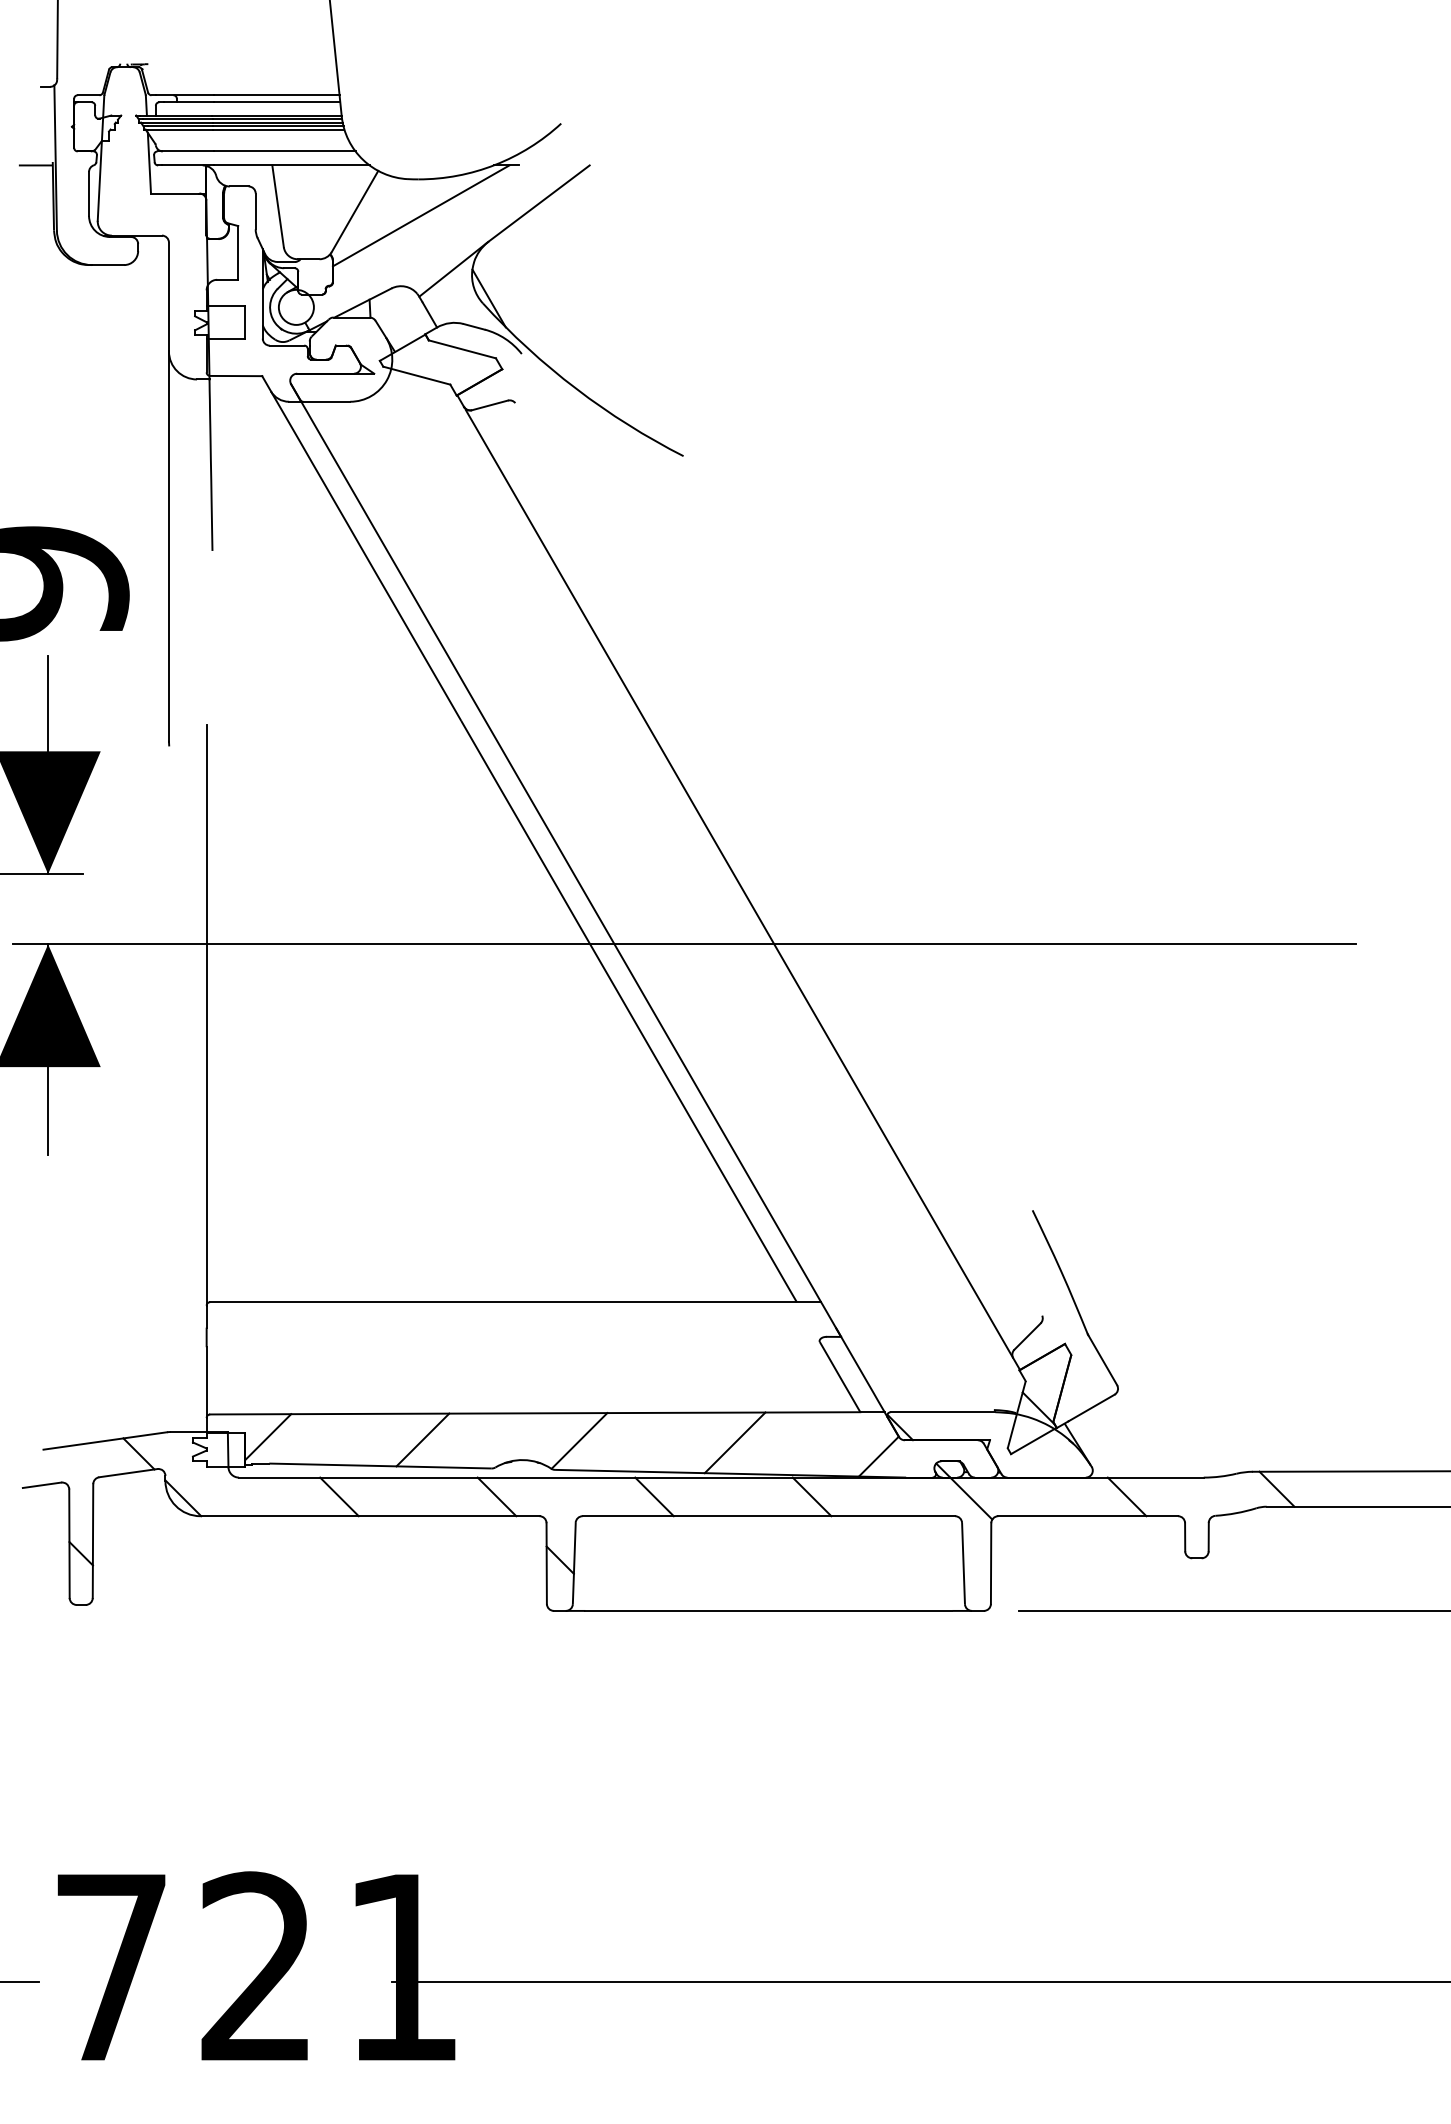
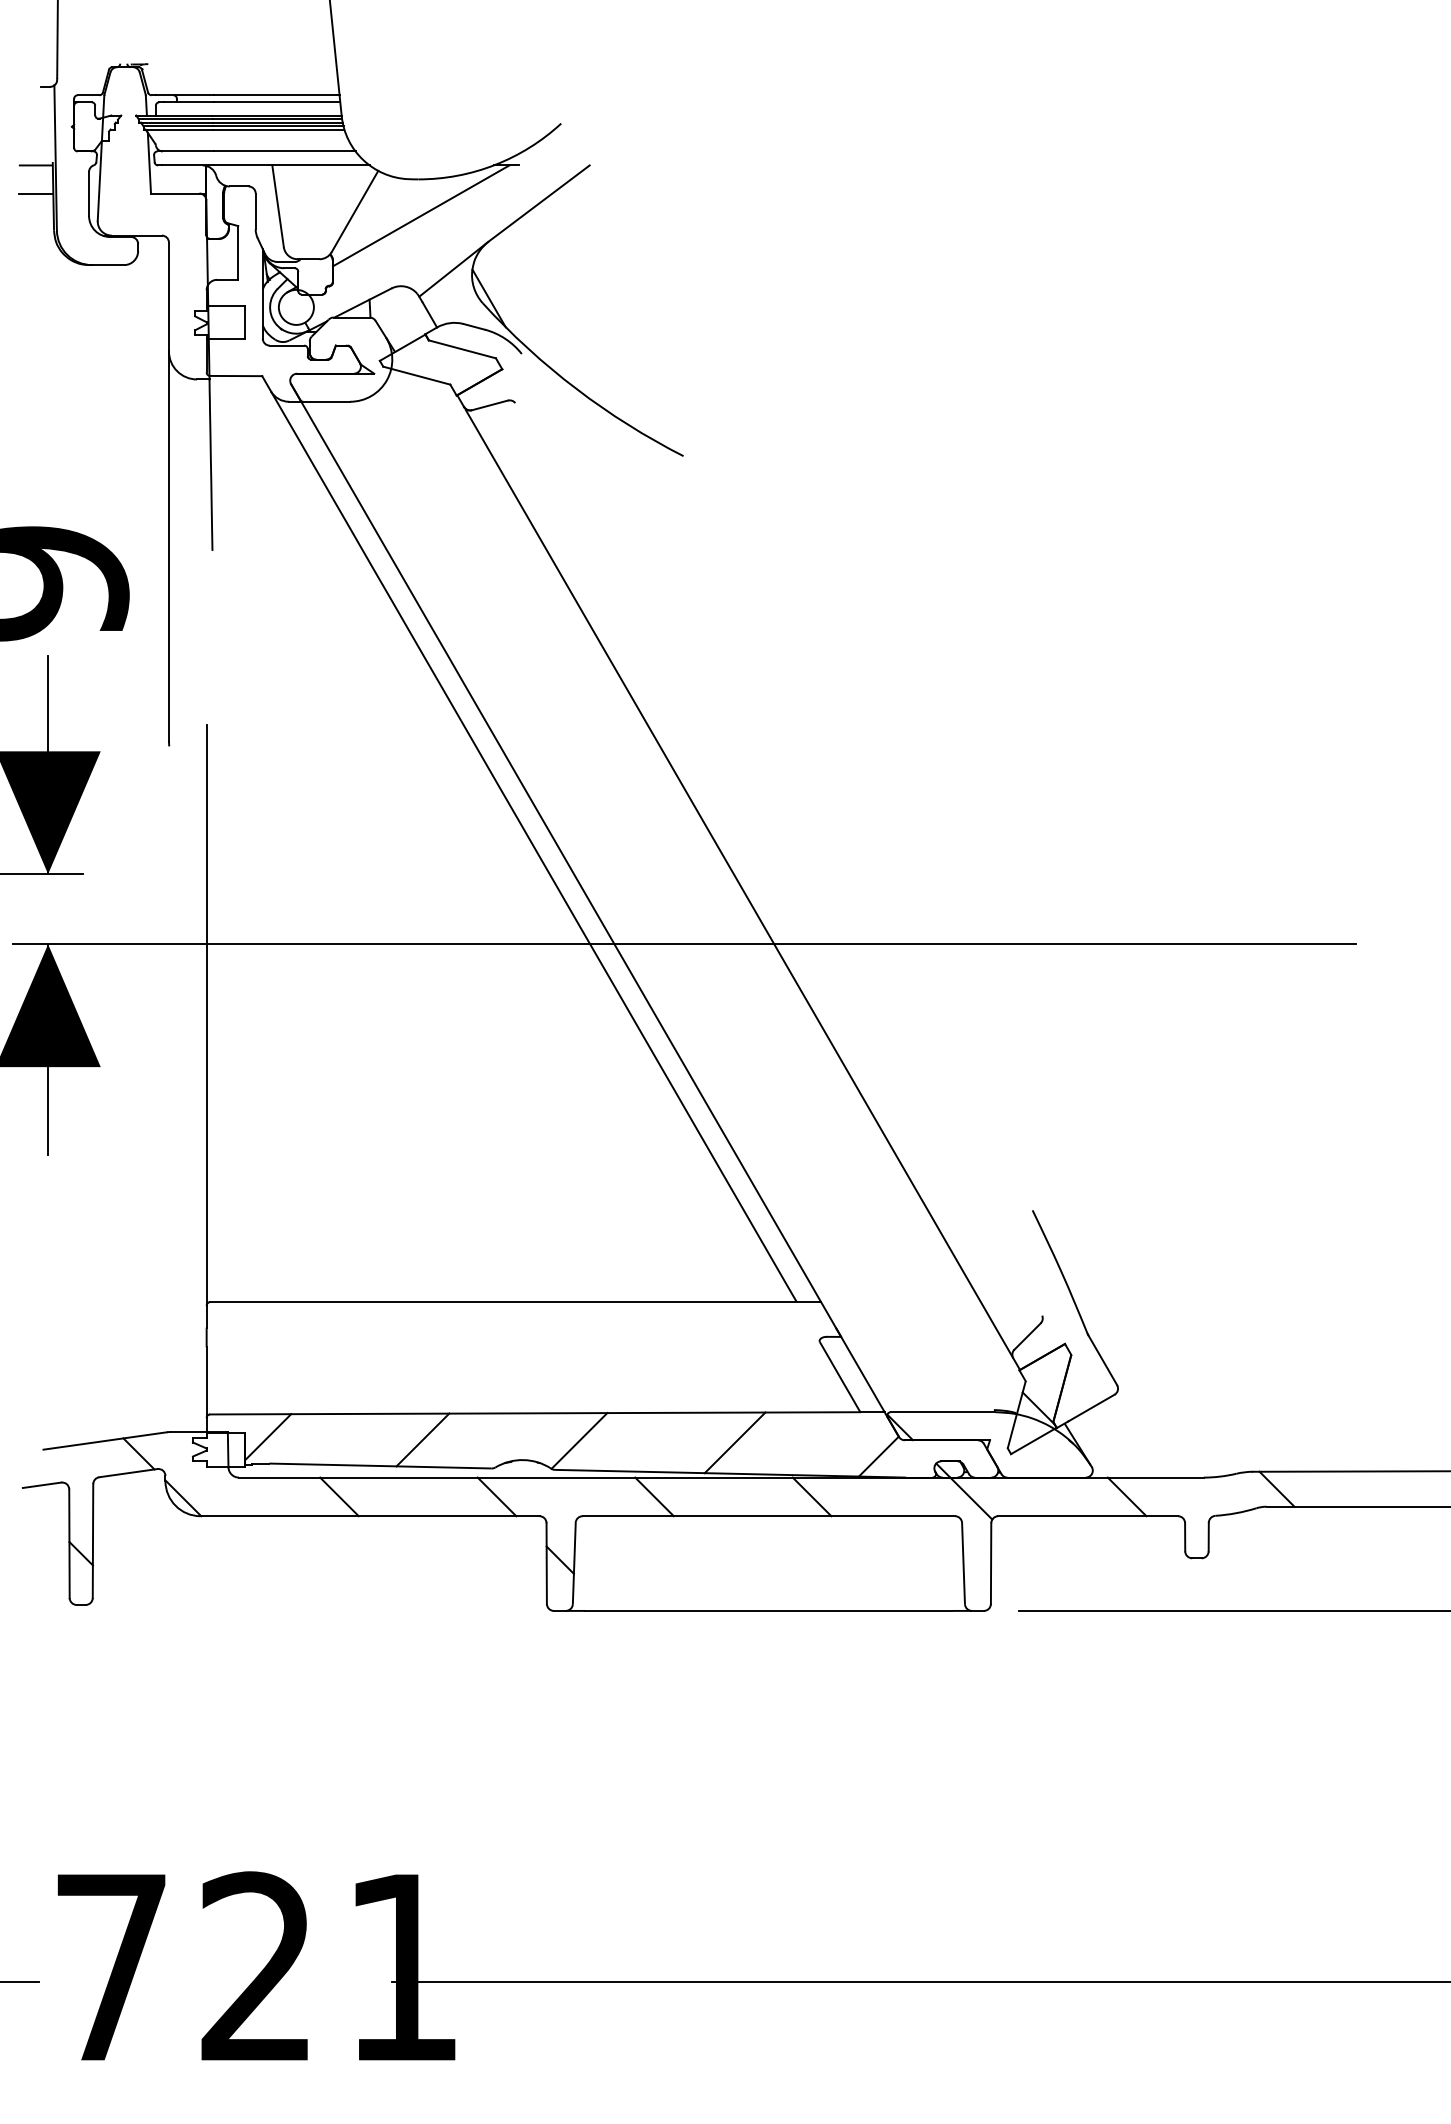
line: none -> present (35, 193)
